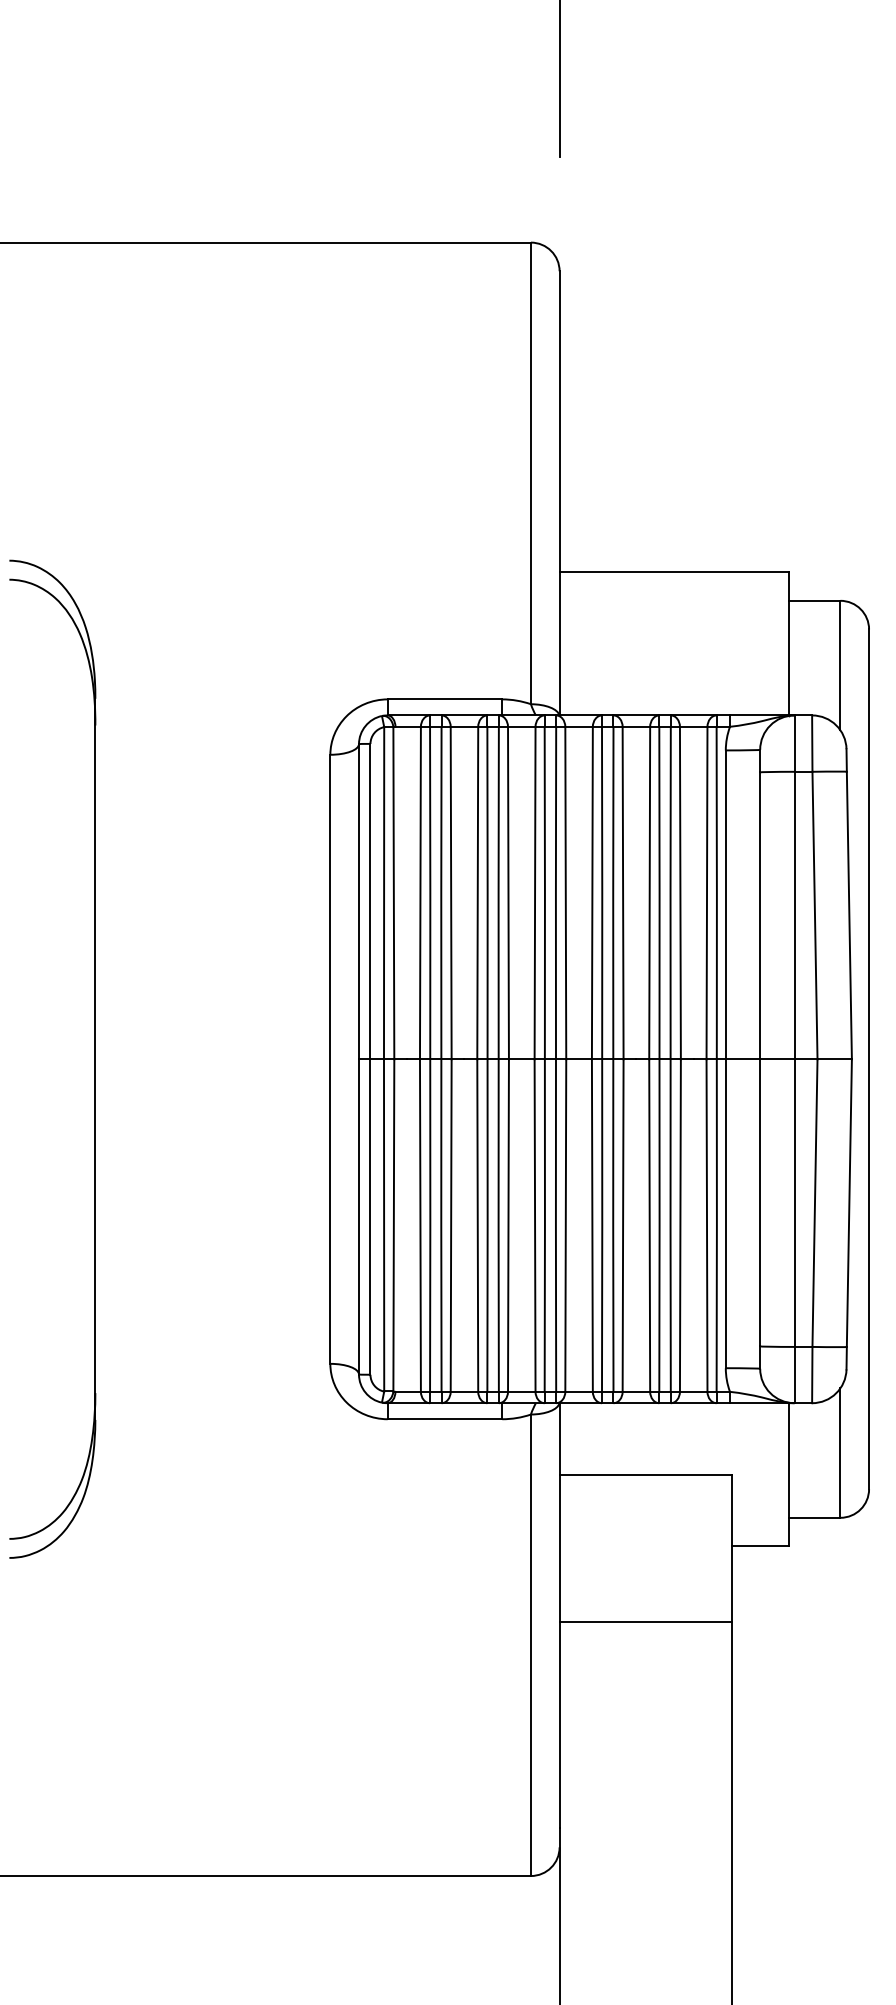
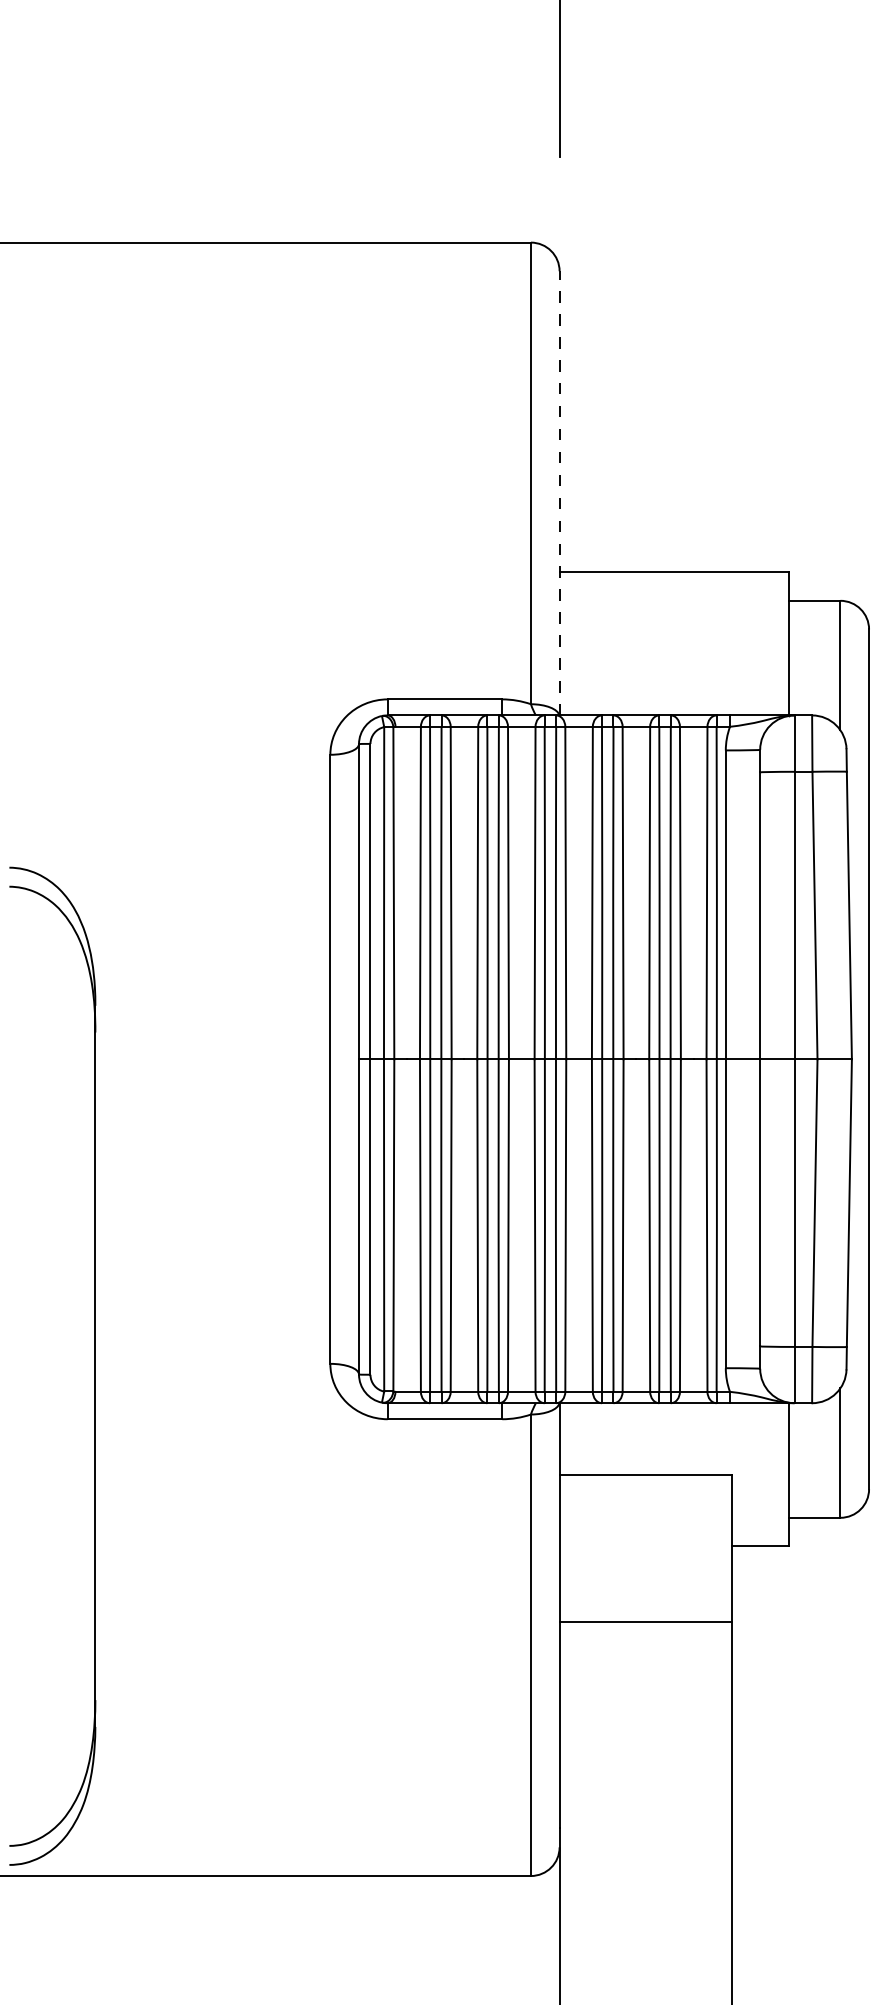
line: solid -> dashed (559, 492)
part position: (94, 1058) -> (94, 1365) (94, 1365)
